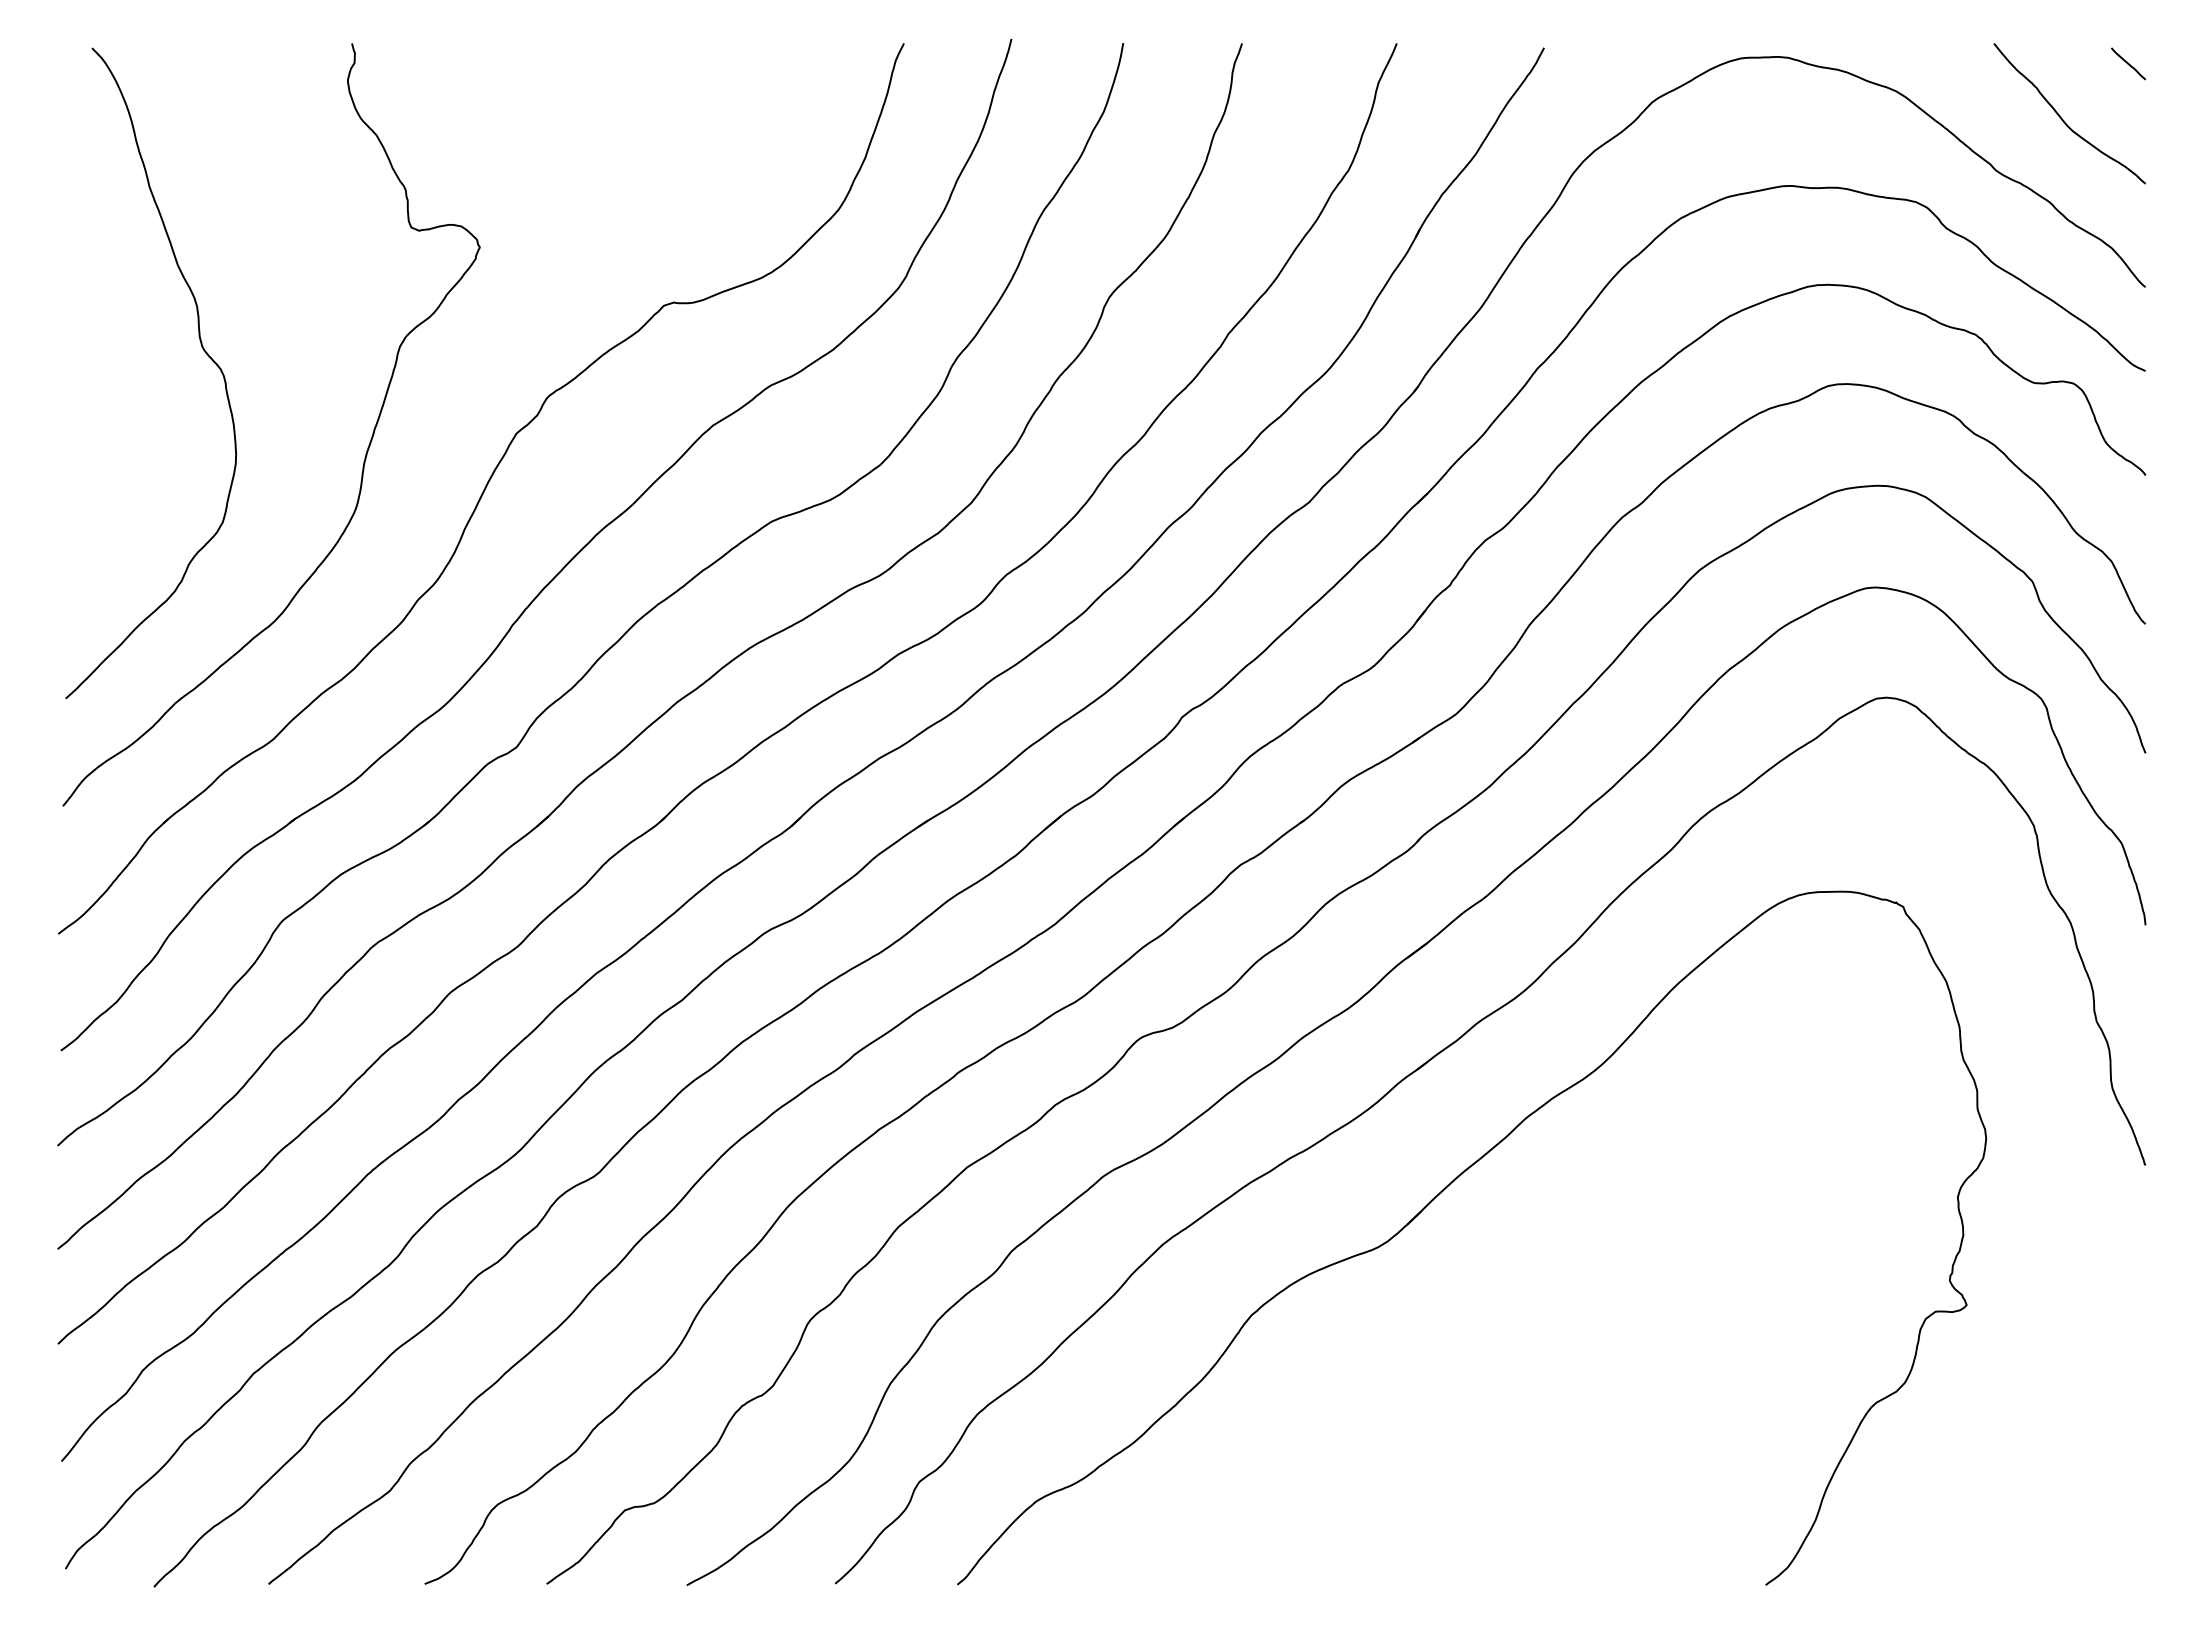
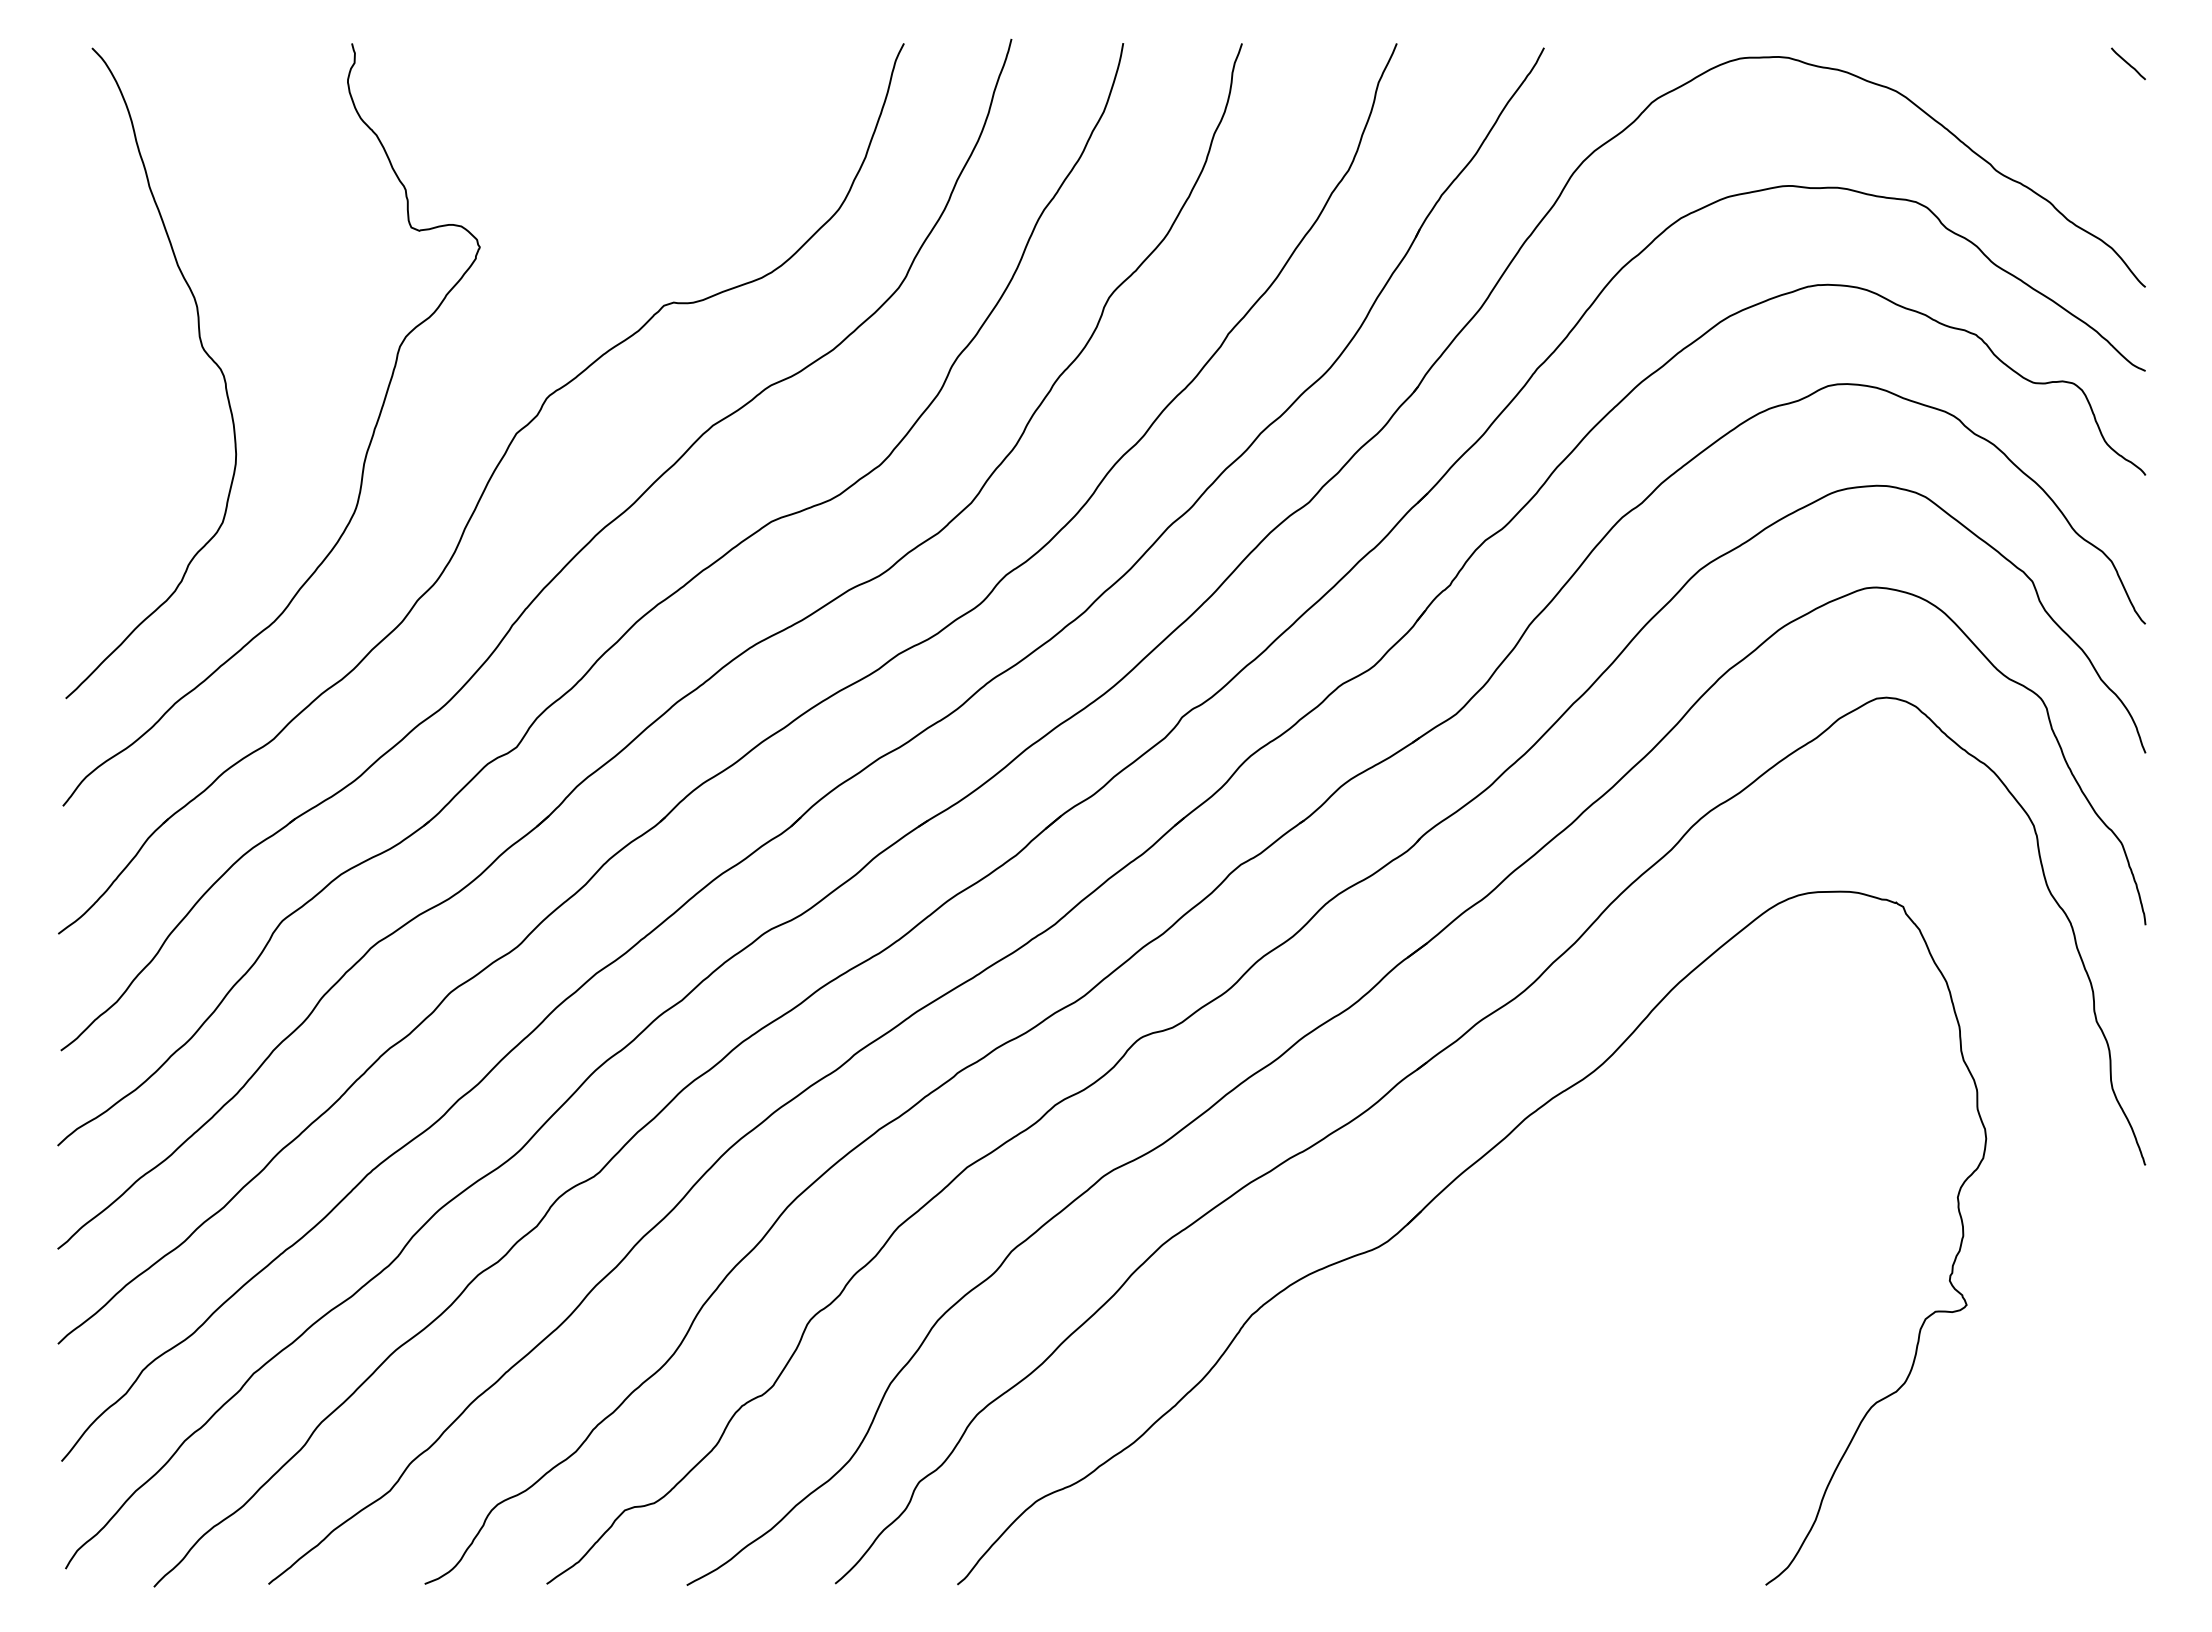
curve: present -> none (2063, 119)
